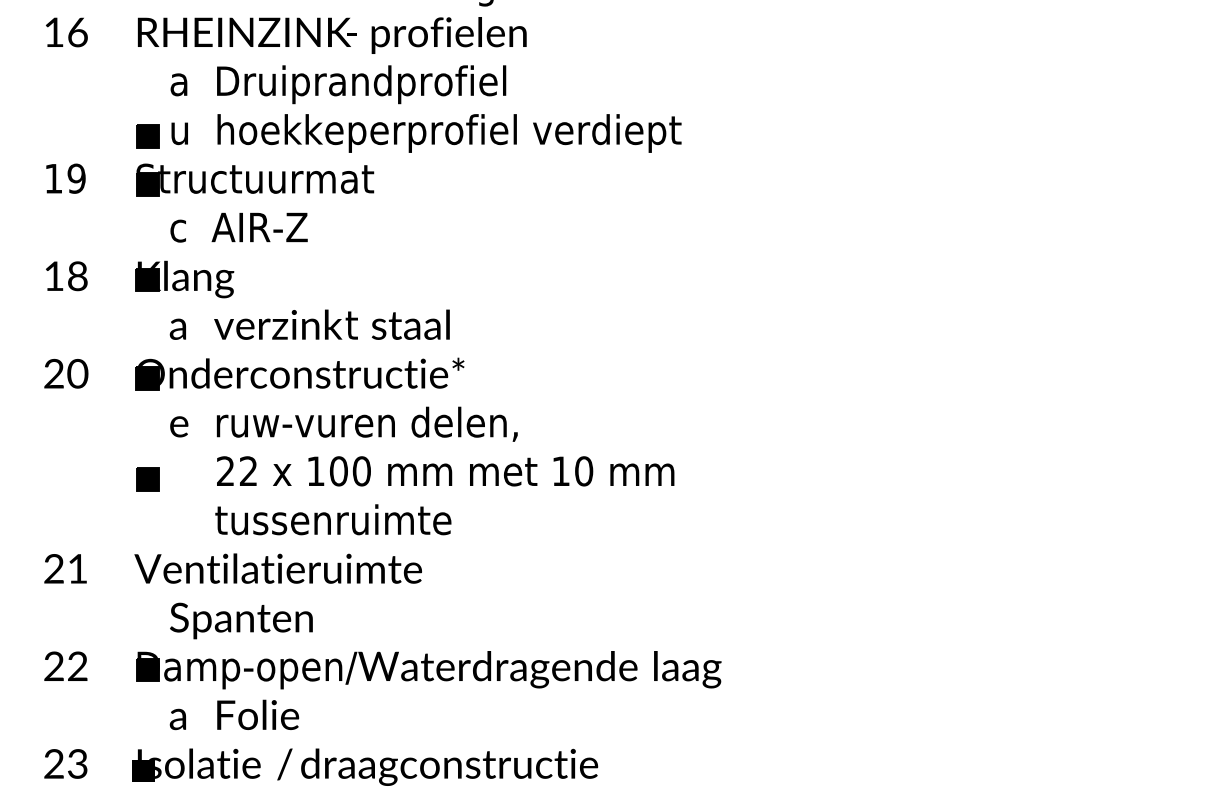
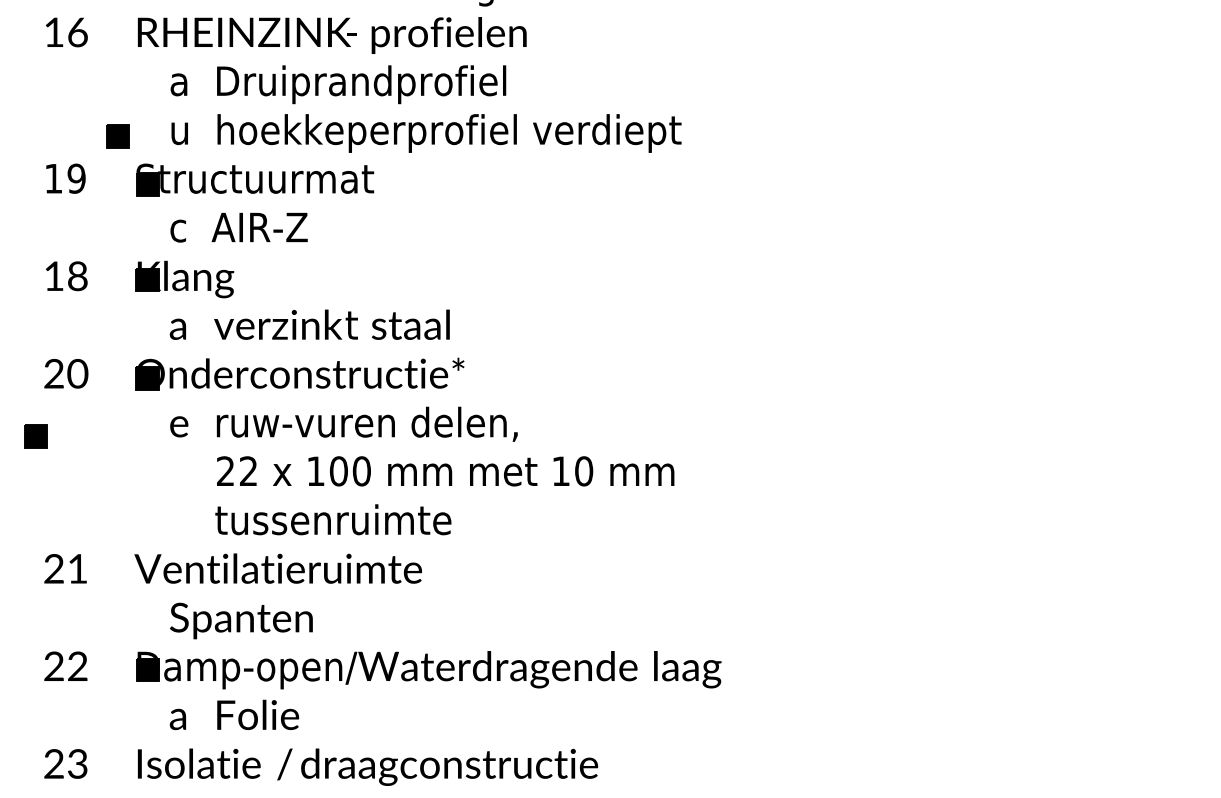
part position: (147, 136) -> (117, 136) (117, 136)
part position: (147, 479) -> (35, 436) (35, 436)
fill: present -> none (142, 770)
